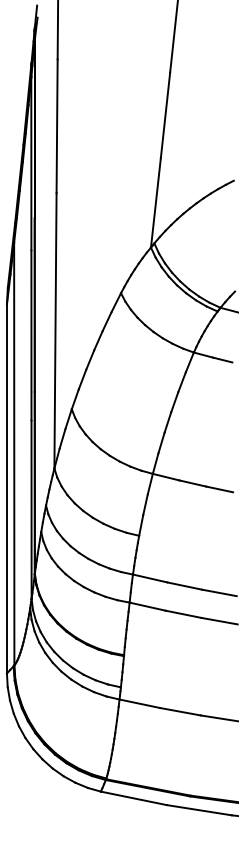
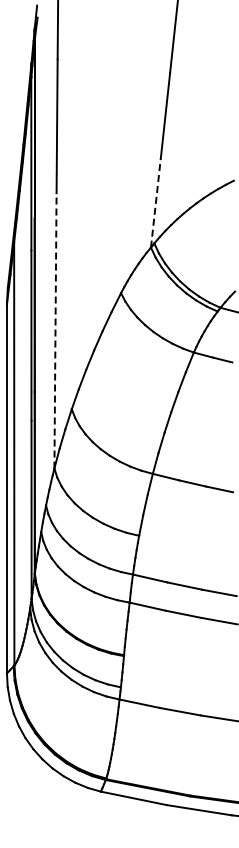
line: solid -> dashed (155, 202)
line: solid -> dashed (55, 330)
